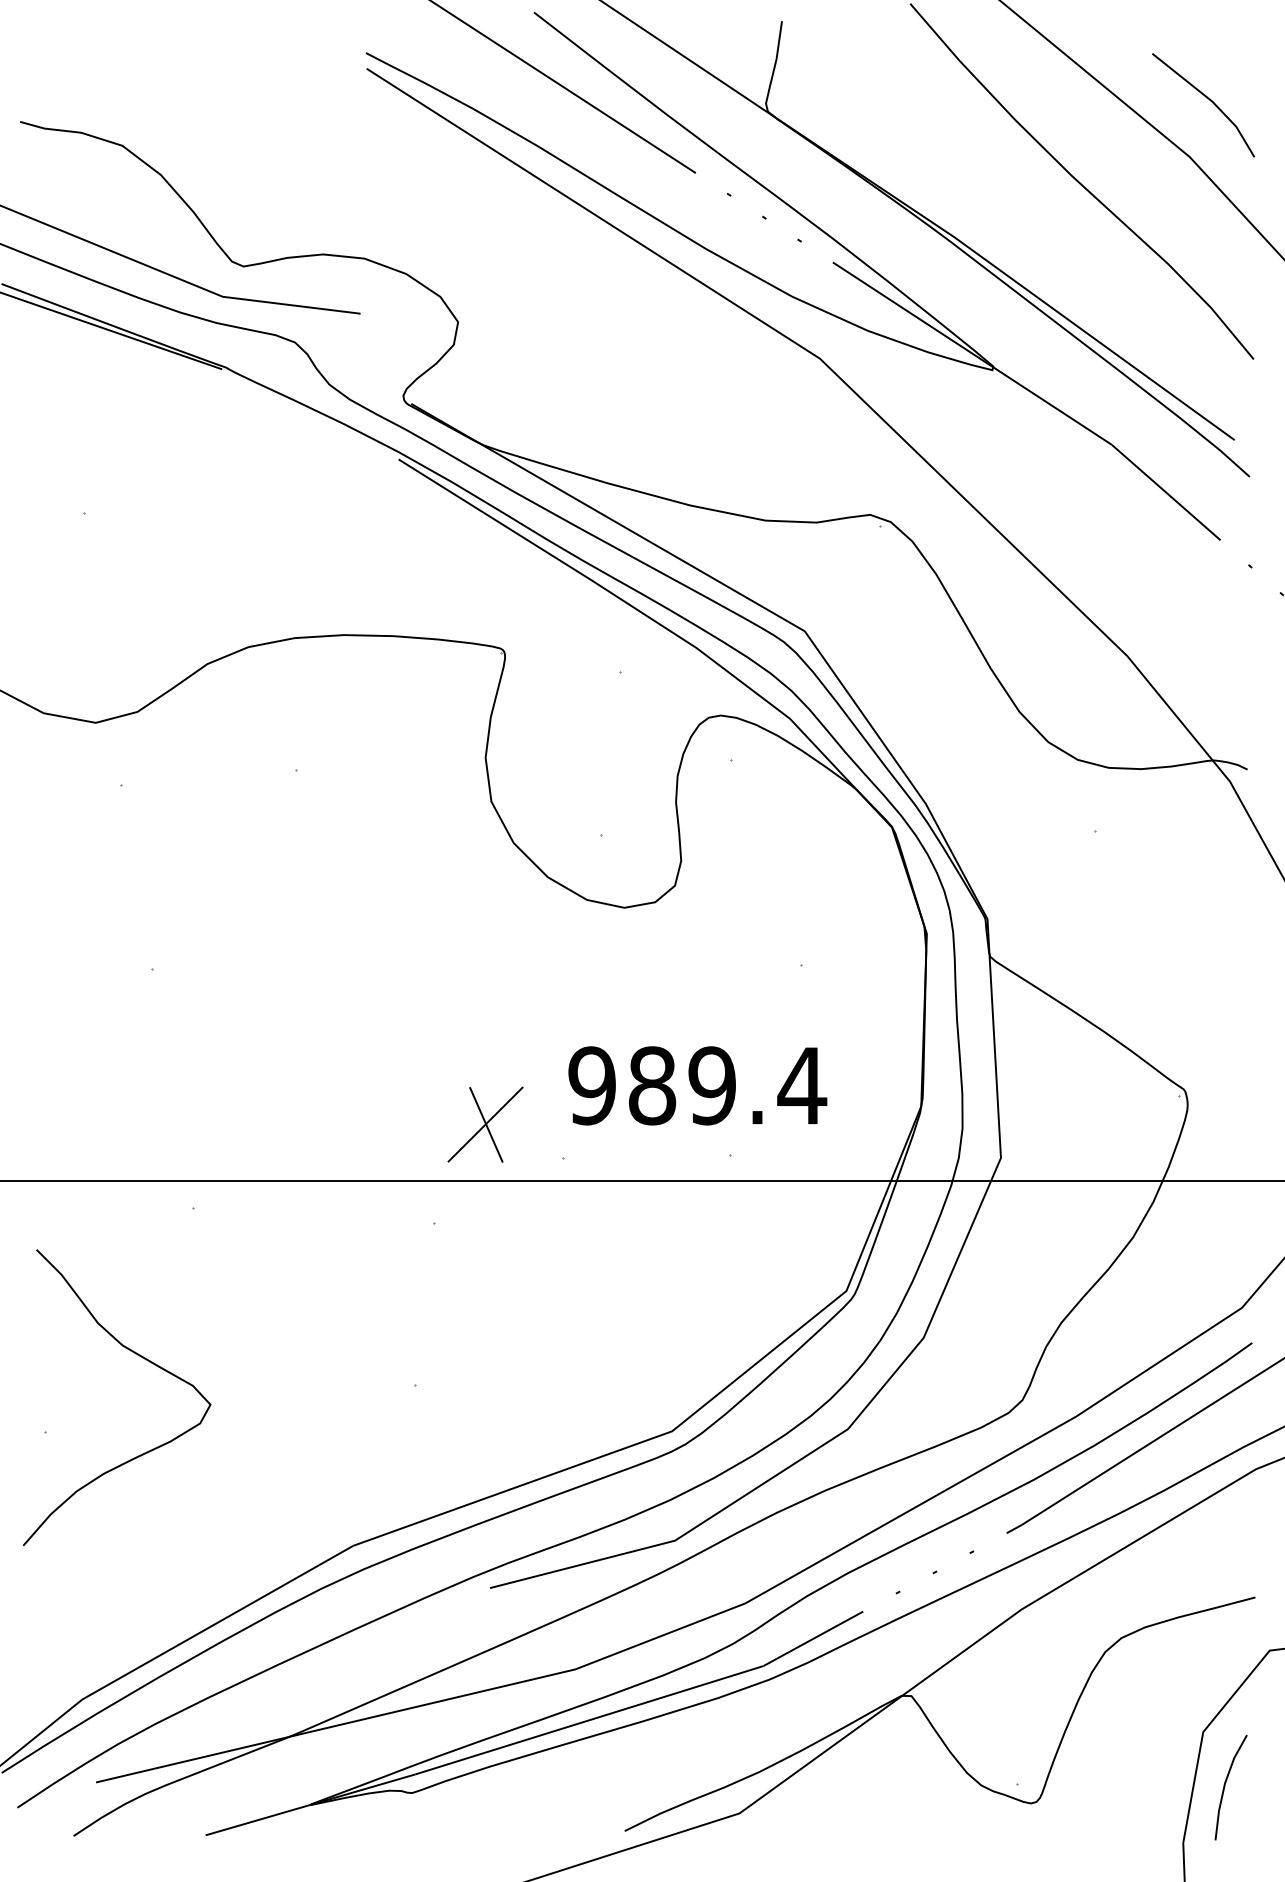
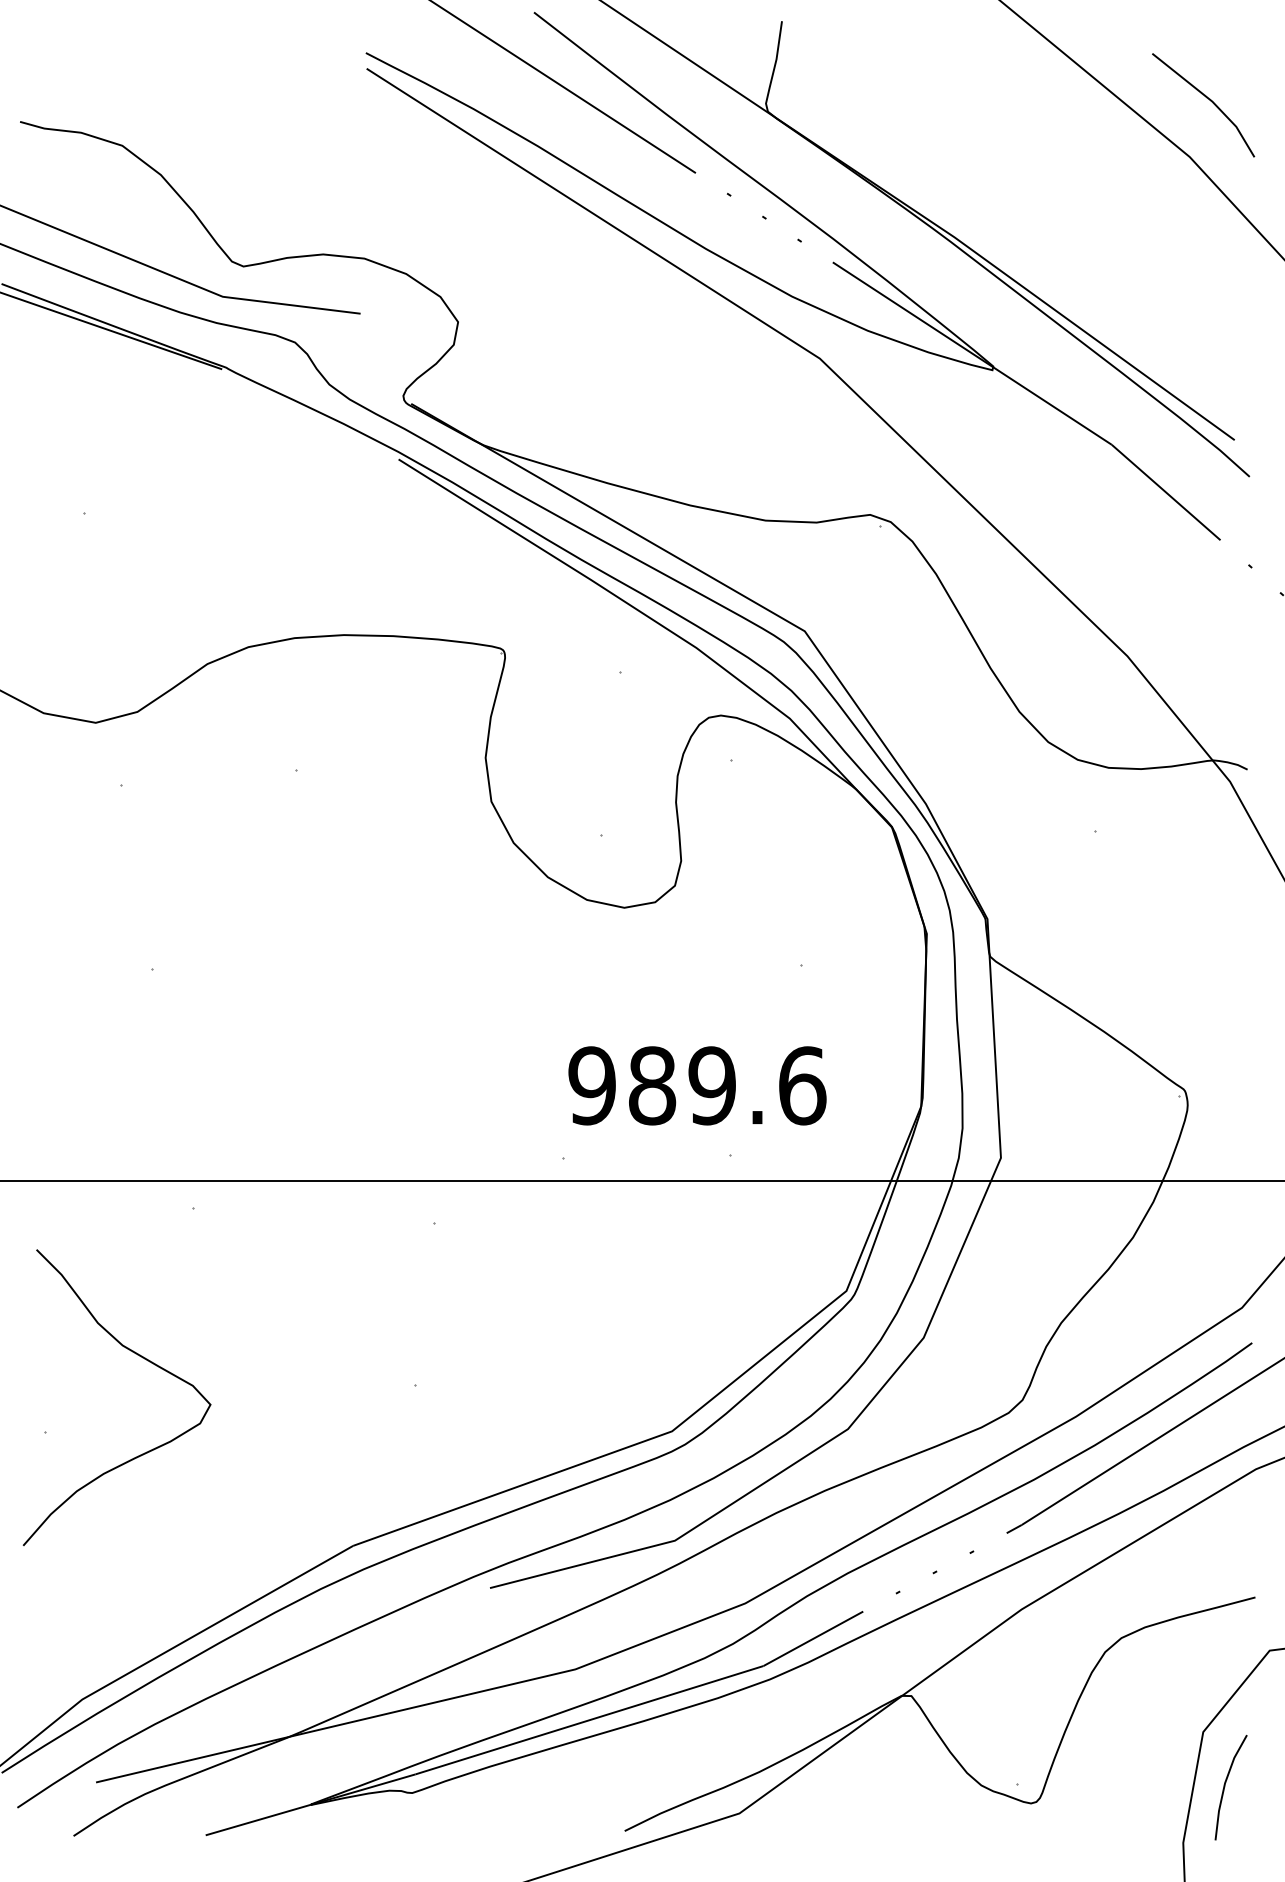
curve: present -> none (1080, 182)
text: 989.4 -> 989.6 (802, 1085)
part: present -> none (485, 1124)
